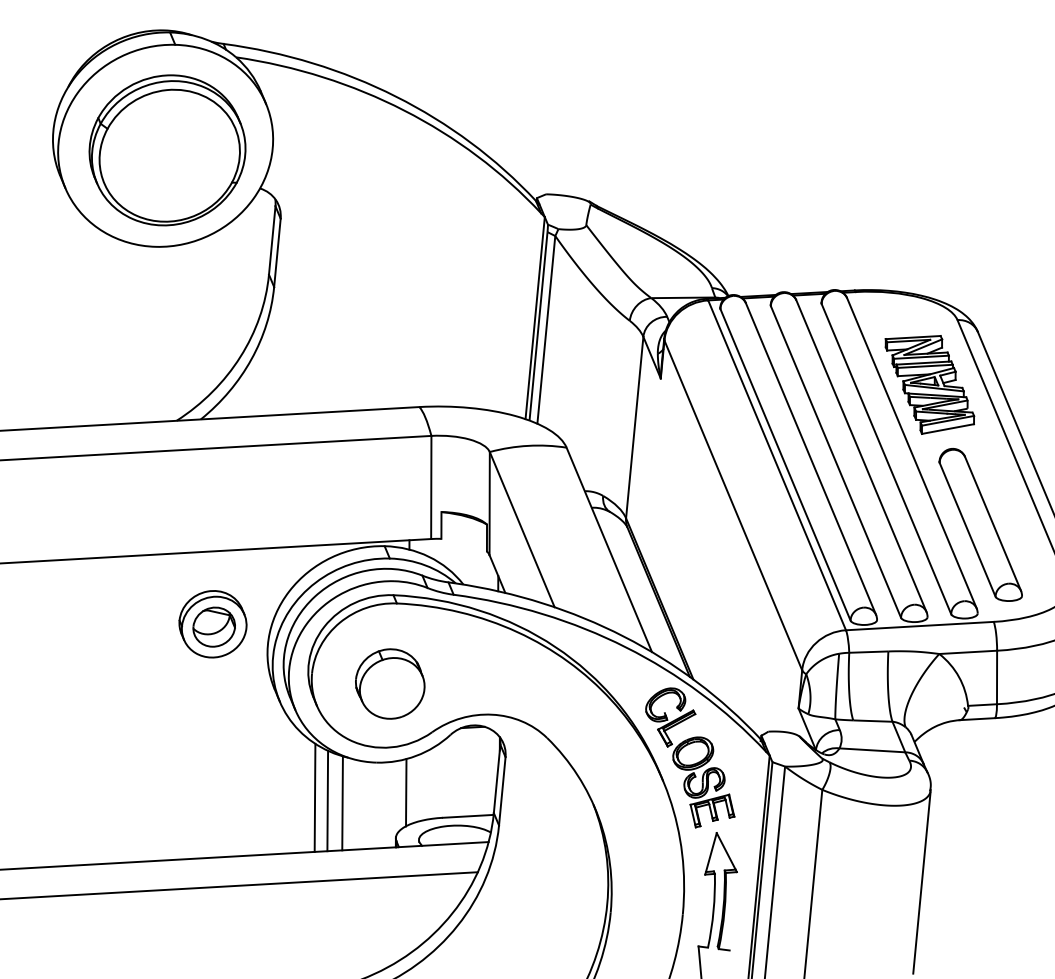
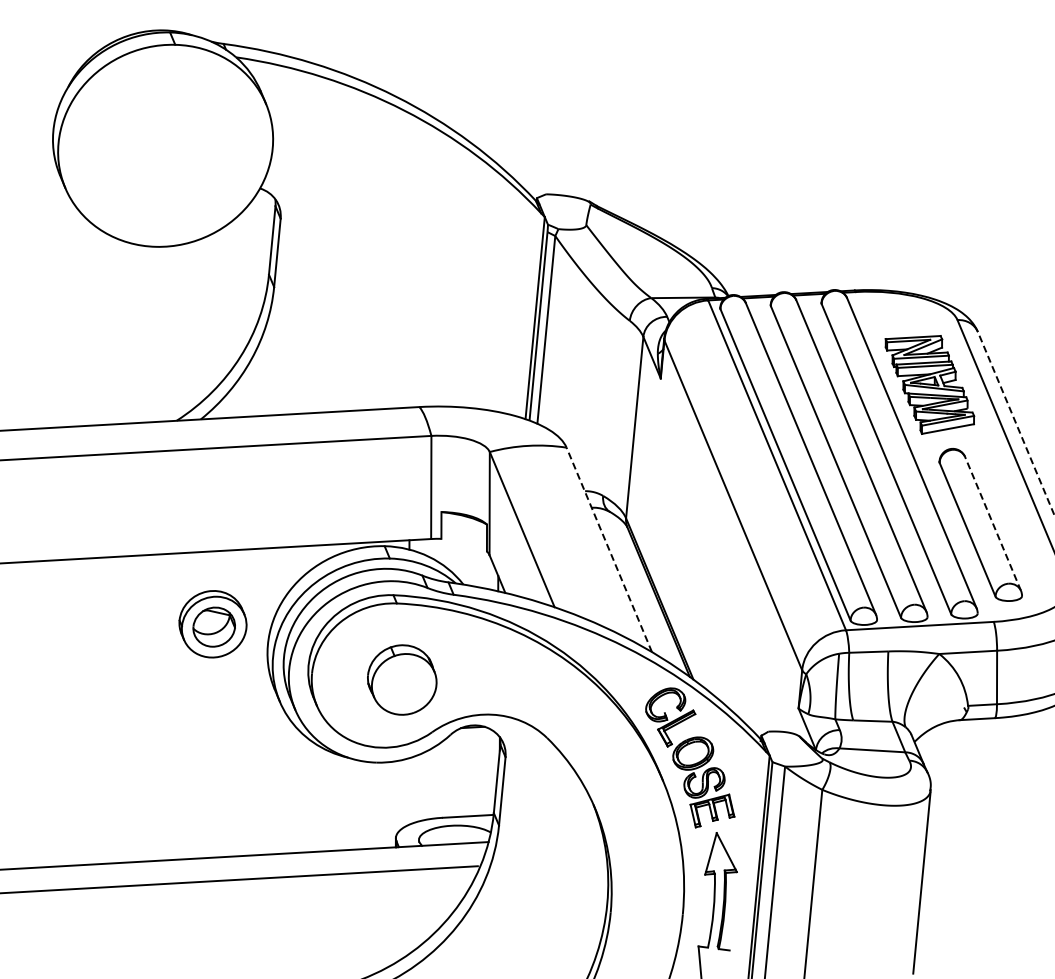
part: present -> none (167, 150)
line: solid -> dashed (1016, 423)
line: solid -> dashed (993, 523)
line: solid -> dashed (609, 549)
part position: (390, 683) -> (402, 679) (402, 679)
line: present -> none (406, 792)
line: present -> none (314, 797)
line: present -> none (327, 800)
line: present -> none (342, 803)
line position: (239, 885) -> (239, 879) (239, 879)
